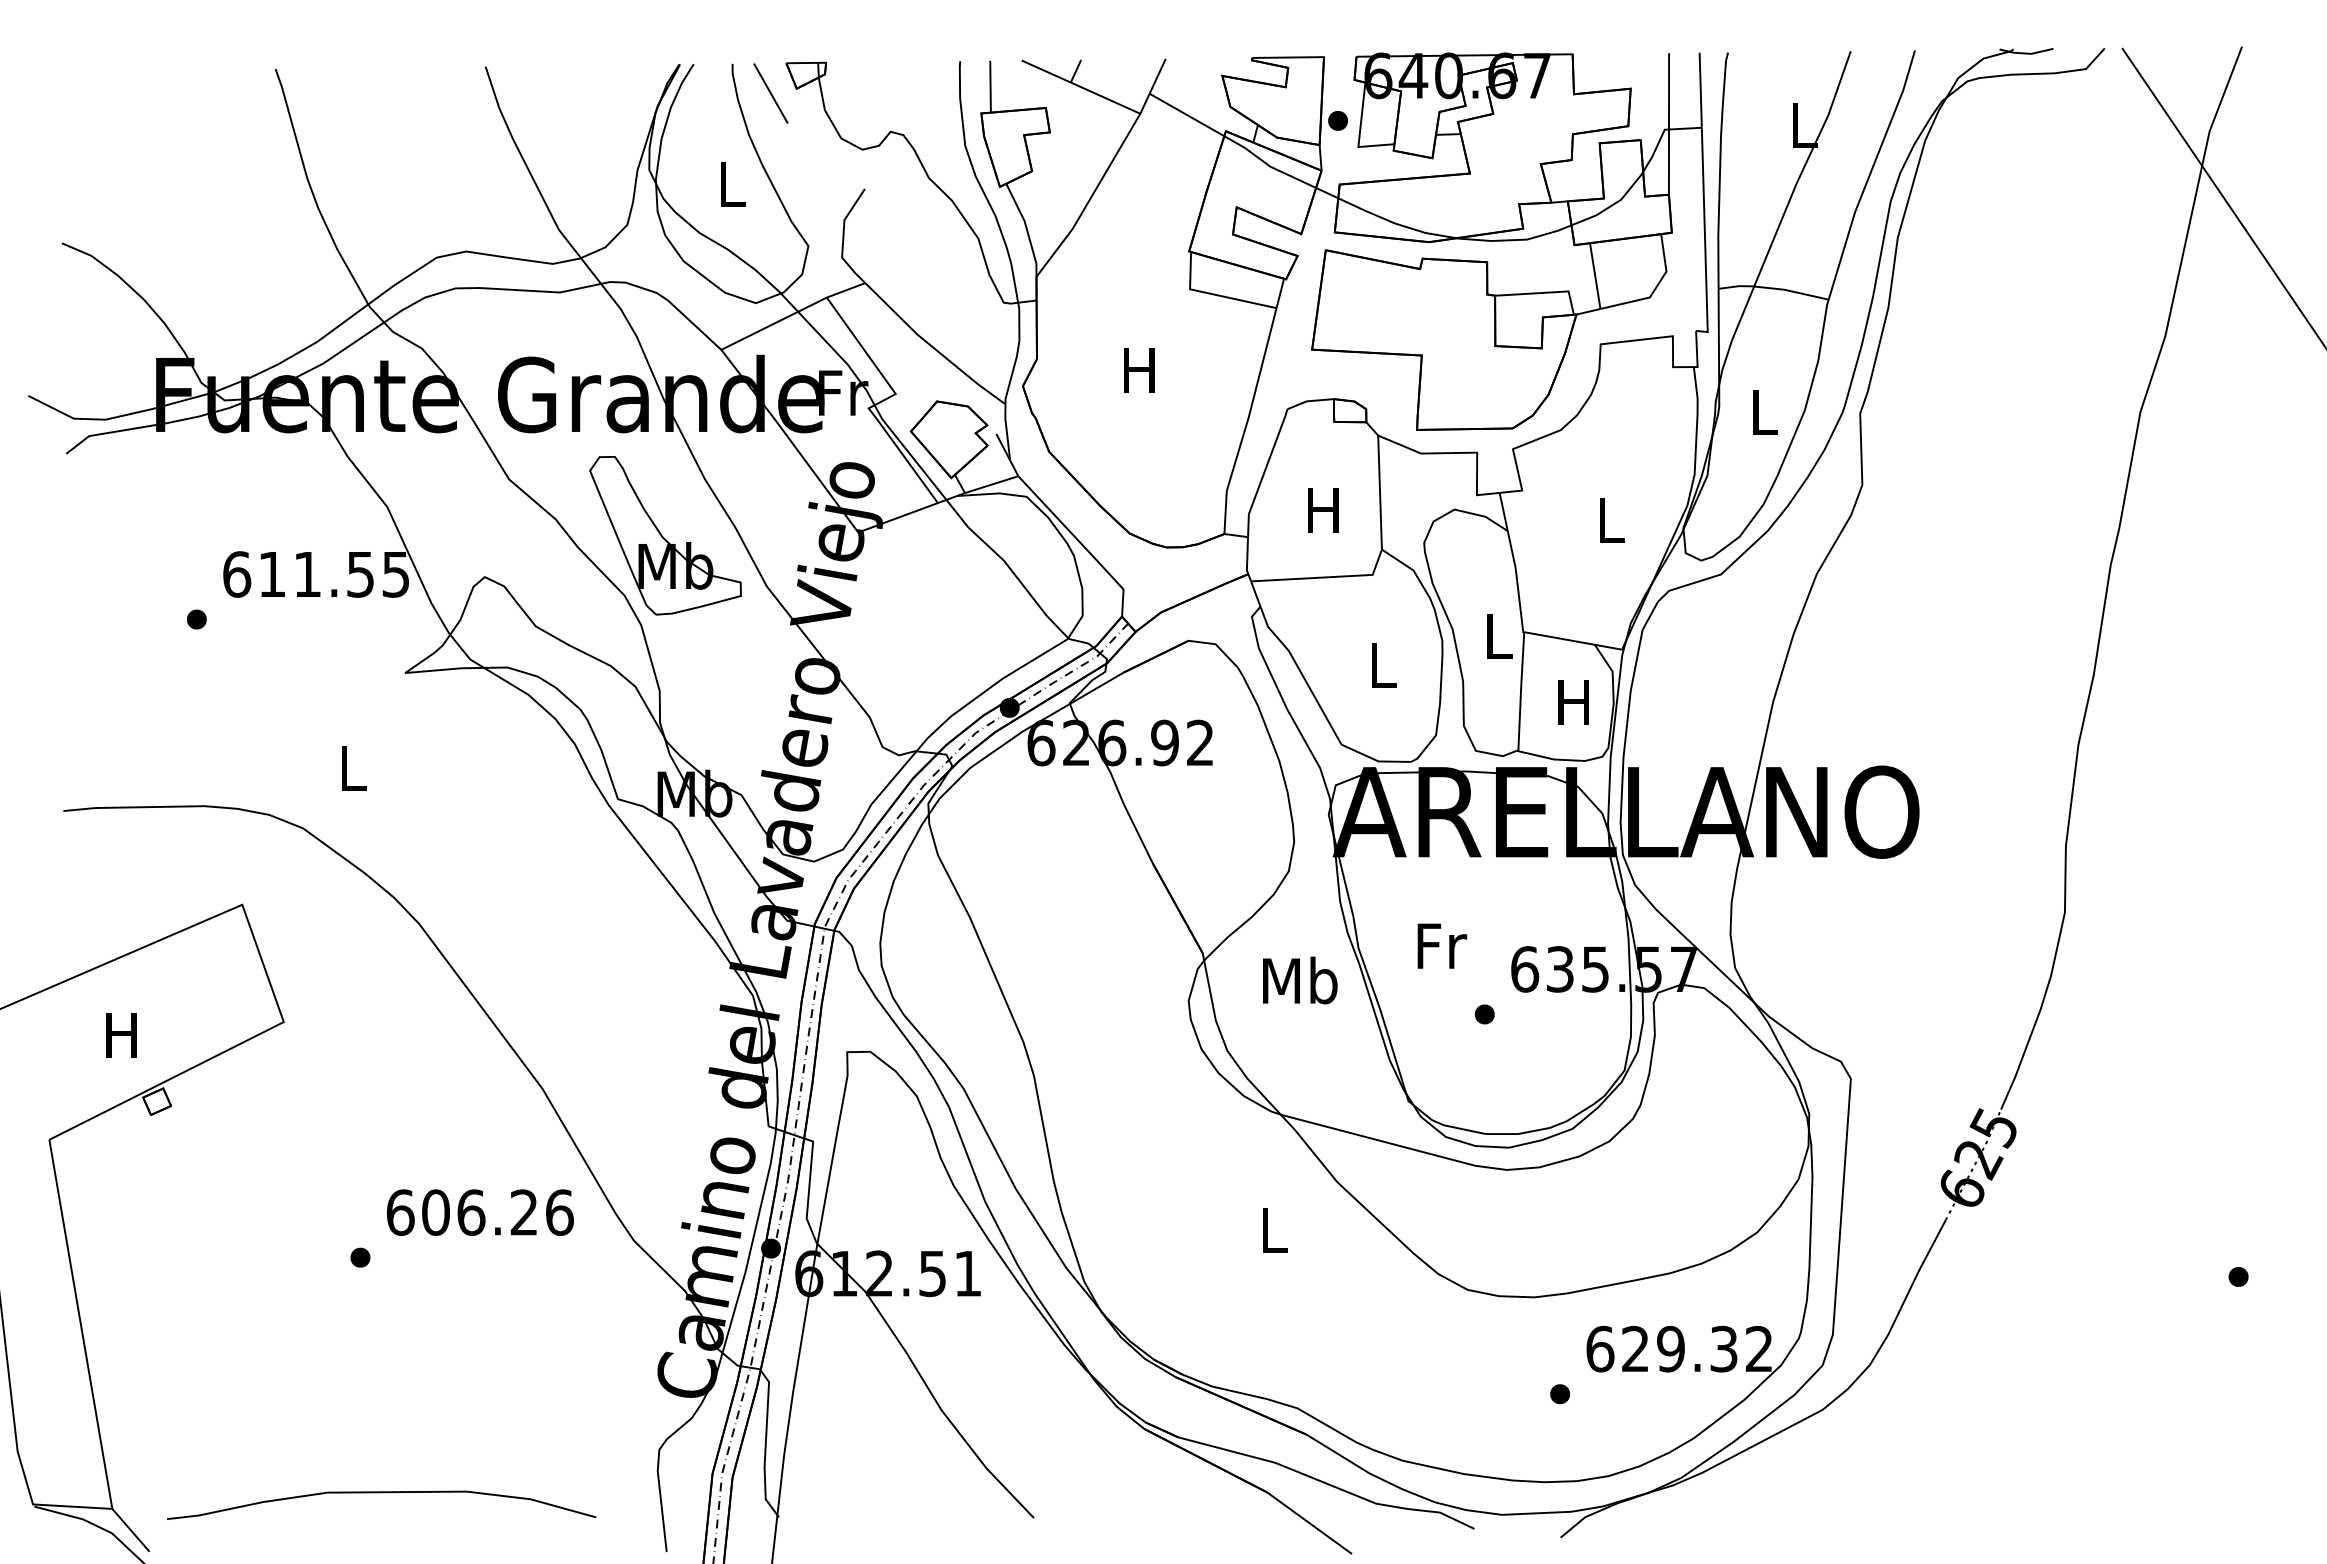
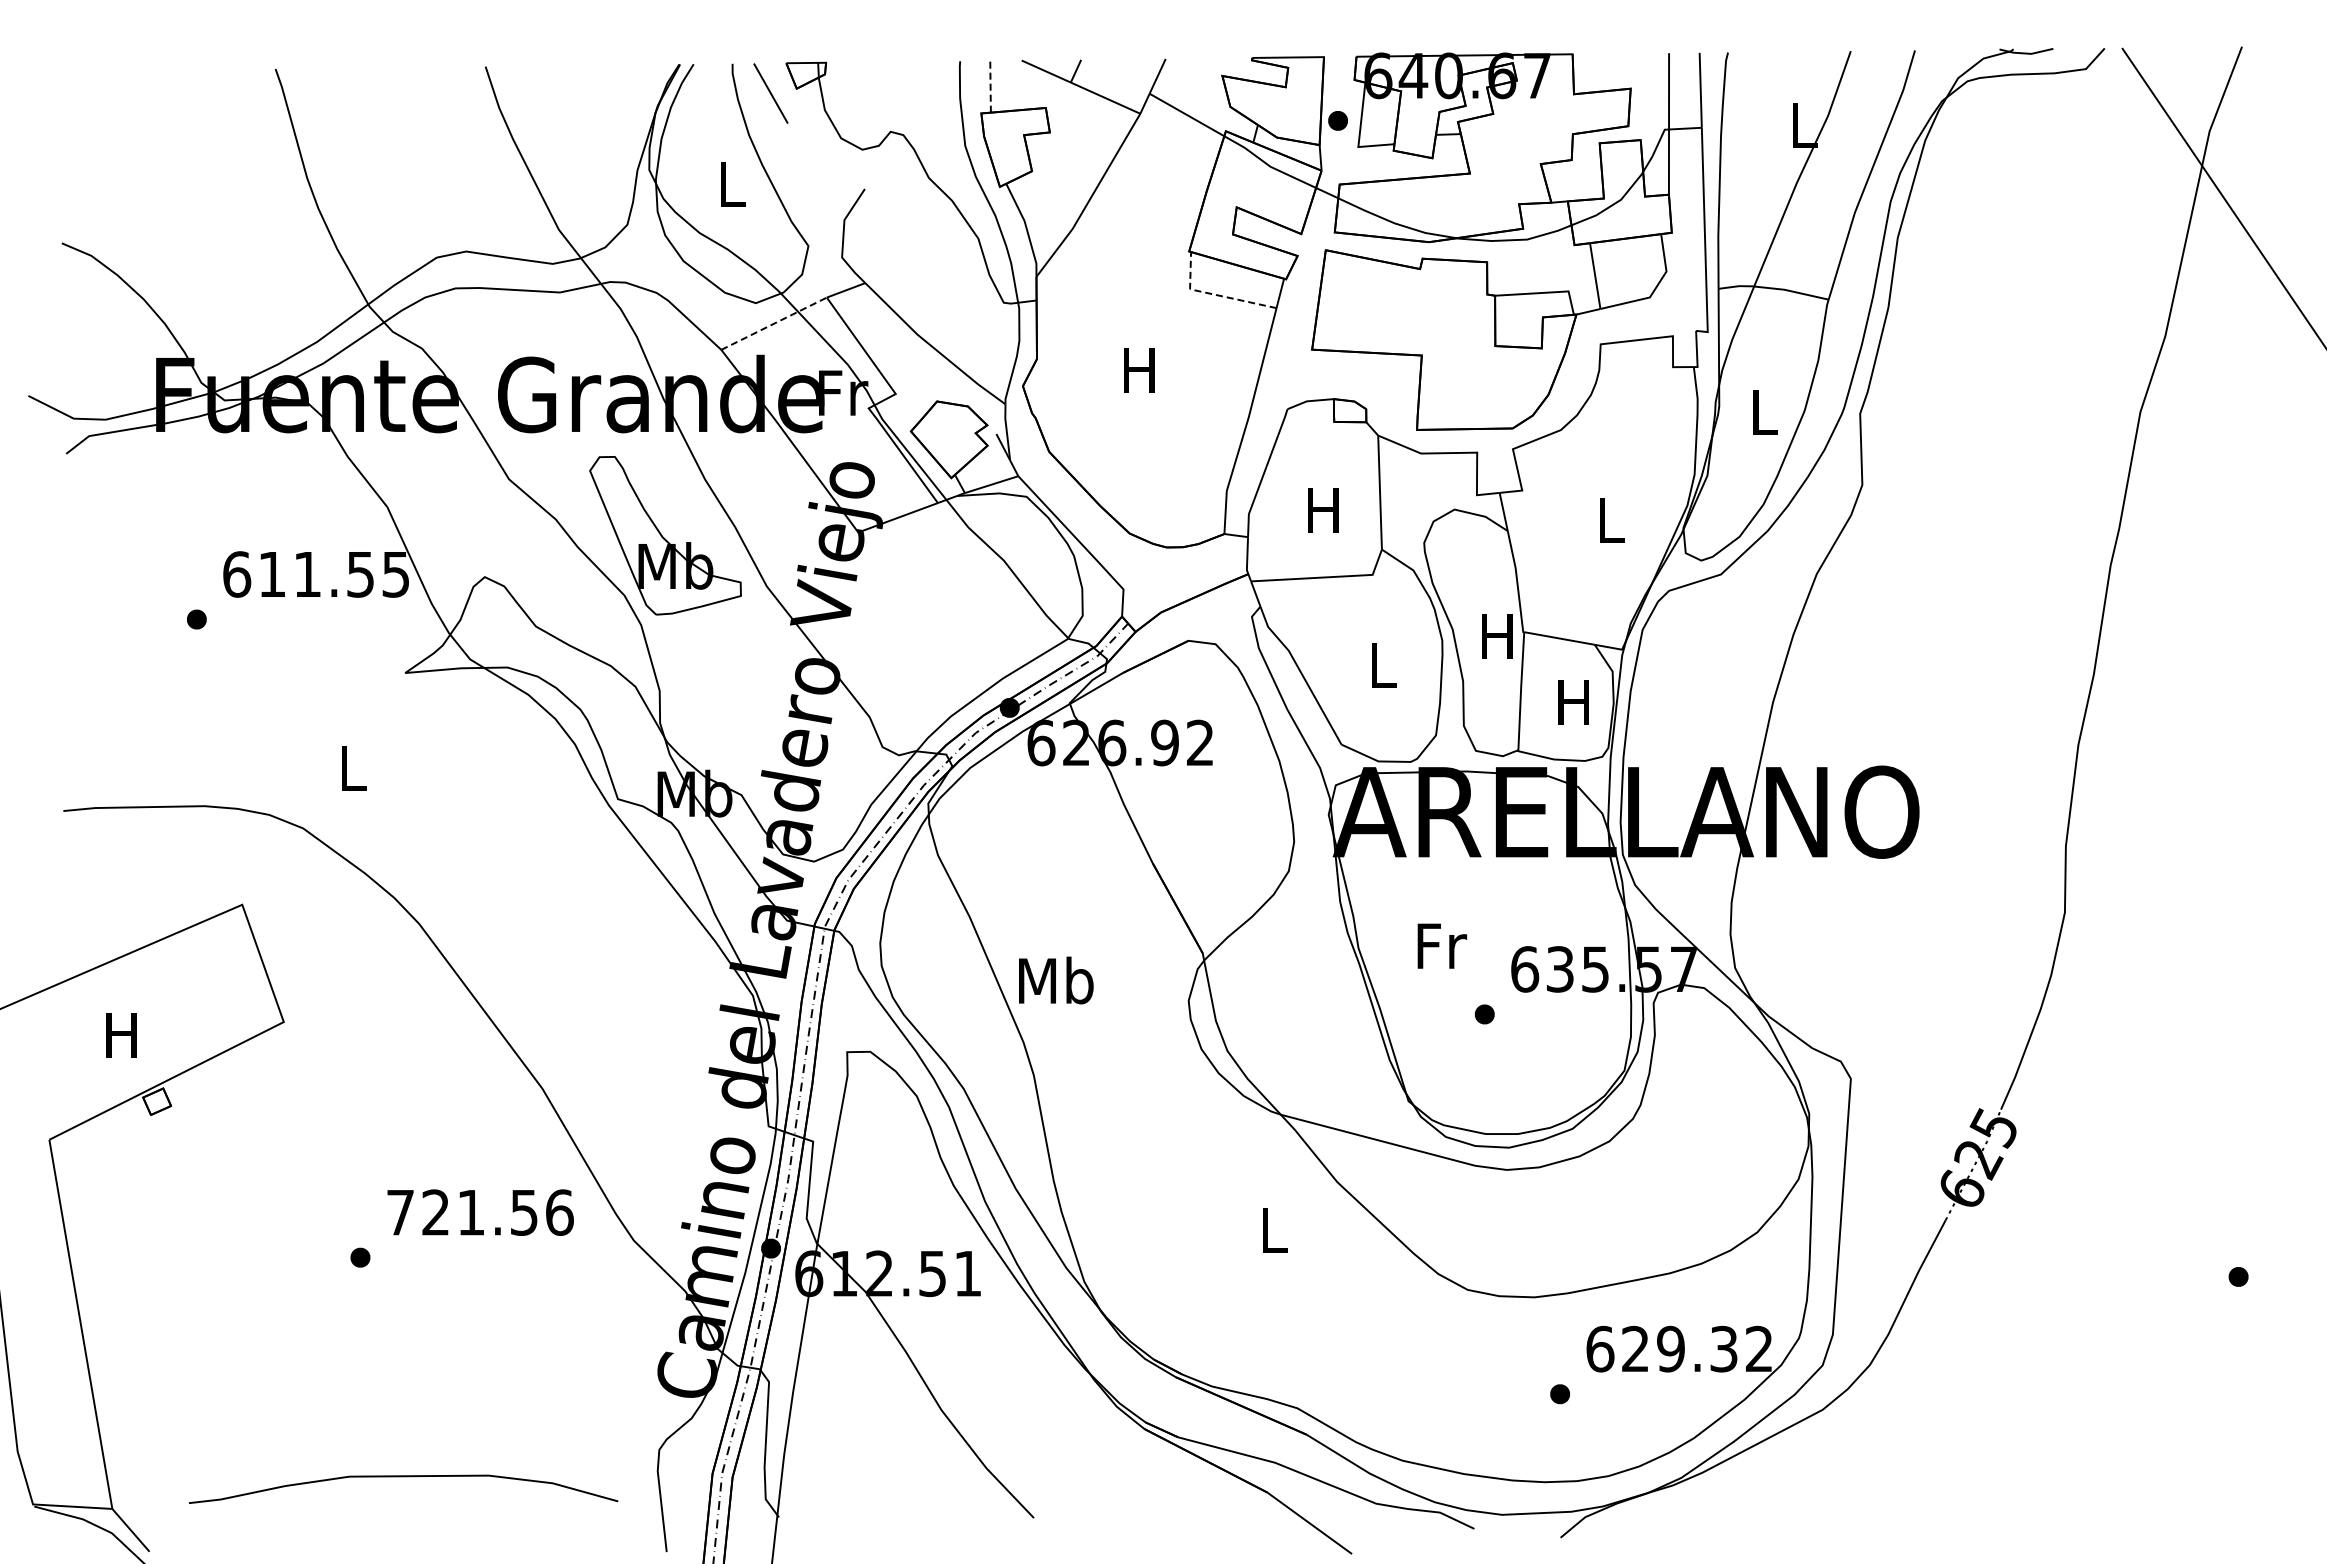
line: solid -> dashed (990, 86)
line: solid -> dashed (1214, 294)
line: solid -> dashed (774, 323)
text: L -> H (1497, 636)
text position: (1300, 980) -> (1056, 980) (1056, 980)
text: 606.26 -> 721.56 (462, 1212)
curve position: (381, 1493) -> (403, 1477) (403, 1477)
